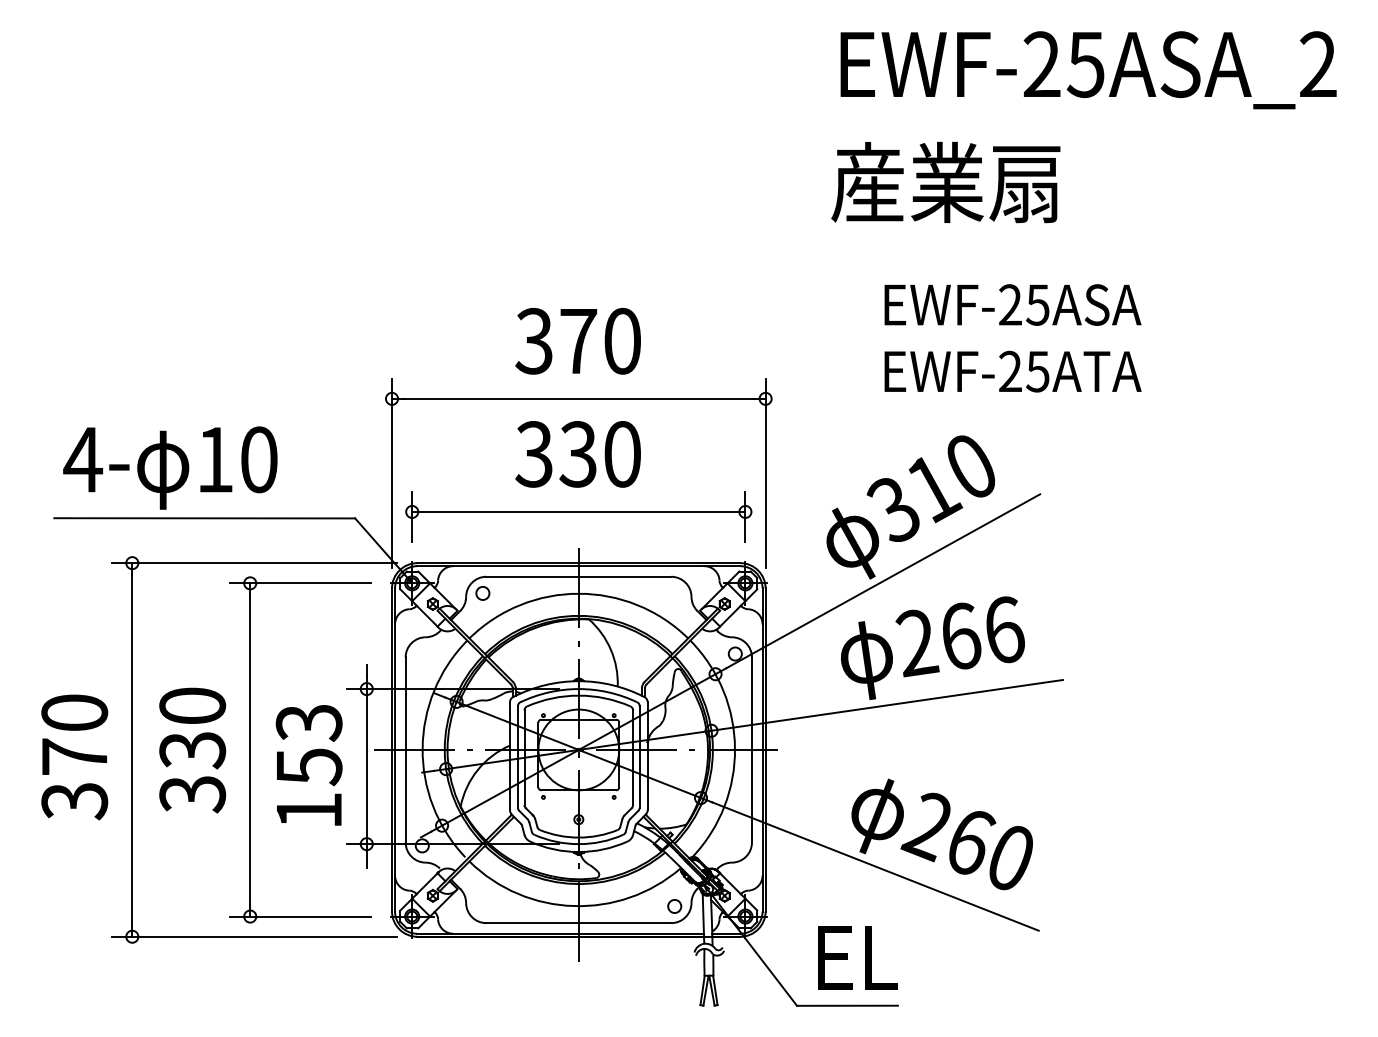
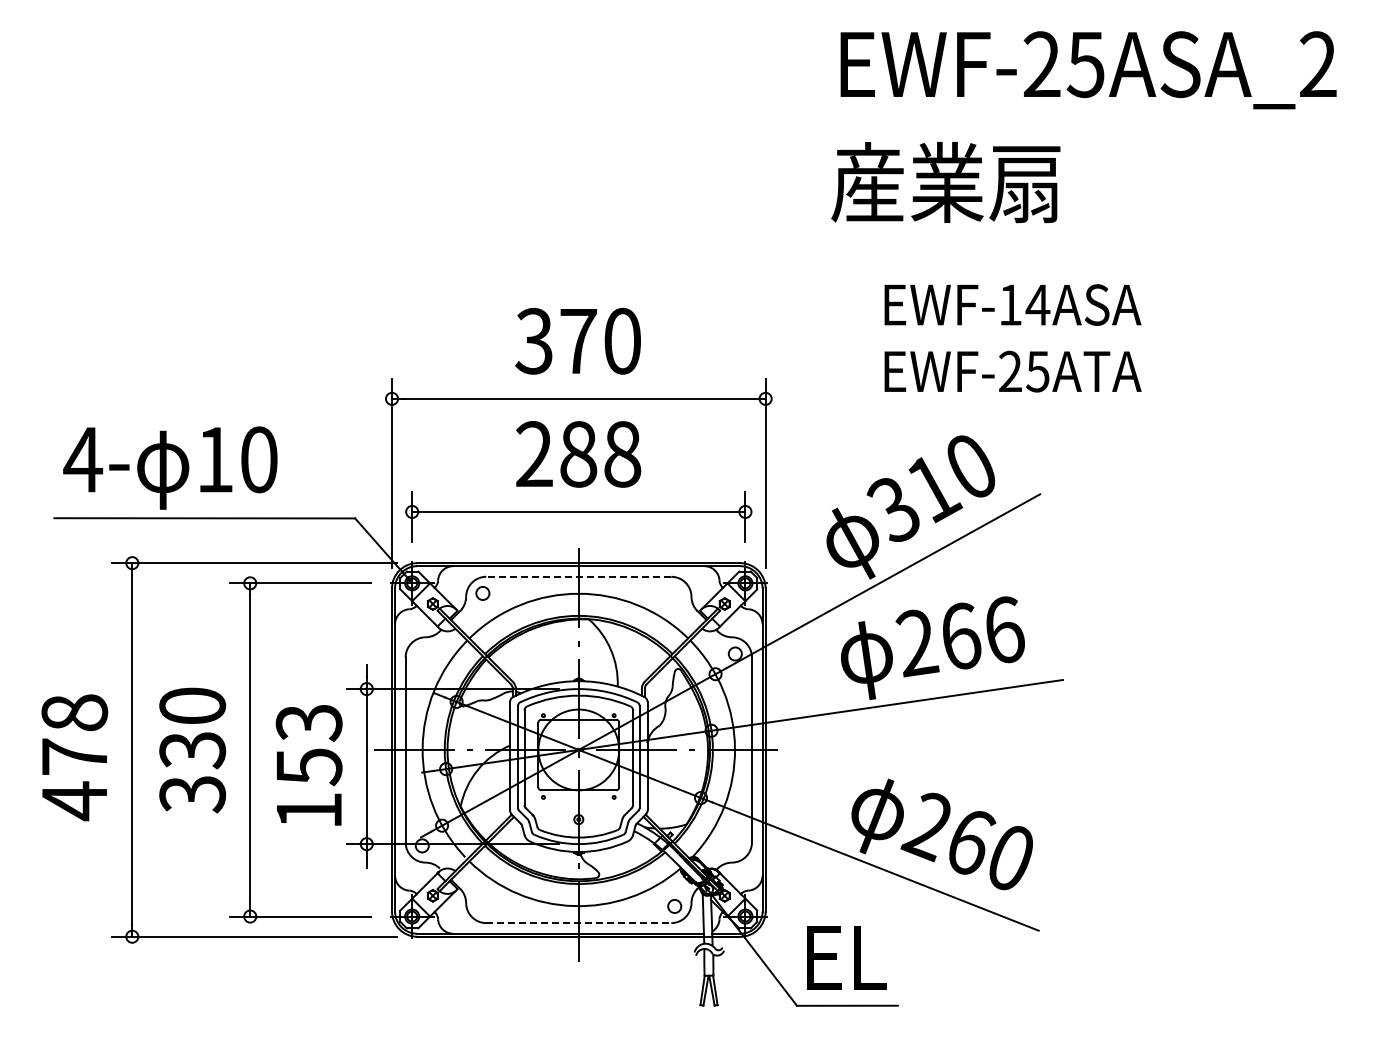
text: EWF-25ASA -> EWF-14ASA (1024, 304)
text: 330 -> 288 (578, 454)
line: solid -> dashed (578, 576)
text: 370 -> 478 (74, 757)
line: solid -> dashed (579, 923)
text position: (857, 957) -> (846, 957) (846, 957)
